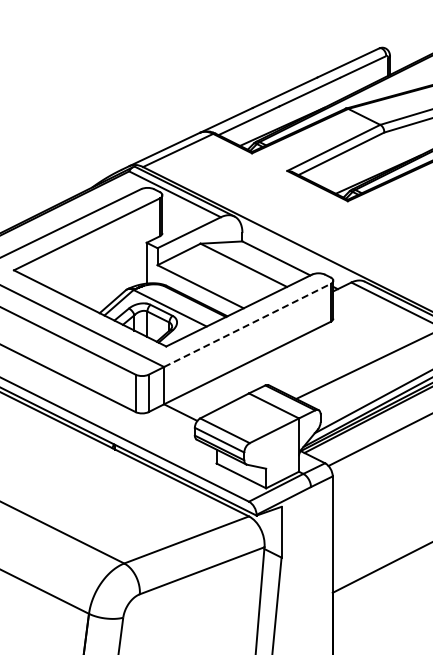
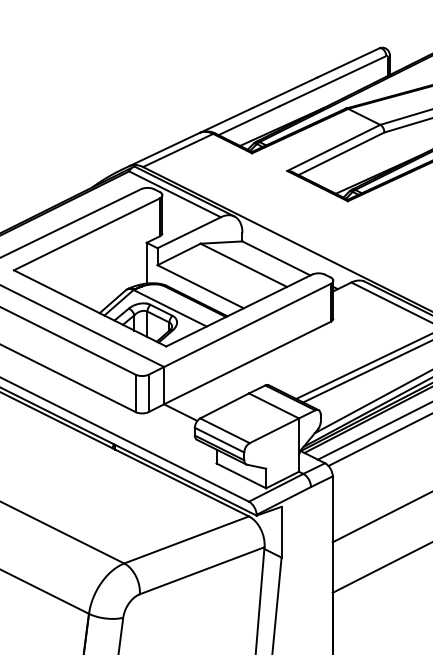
line: dashed -> solid (247, 325)
line: none -> present (366, 371)
line: none -> present (373, 431)
line: none -> present (380, 517)
